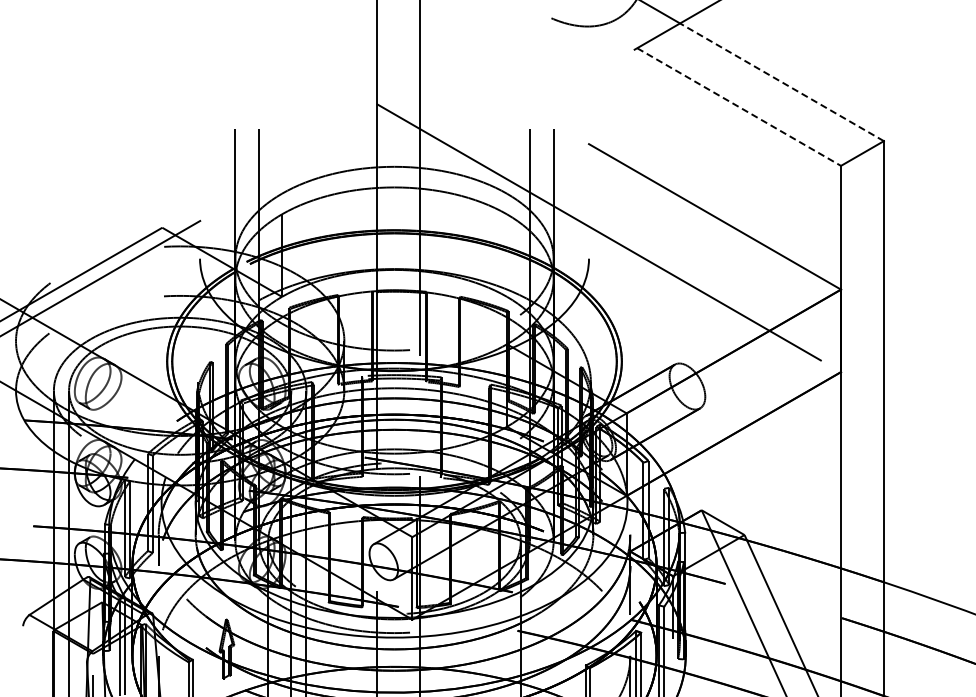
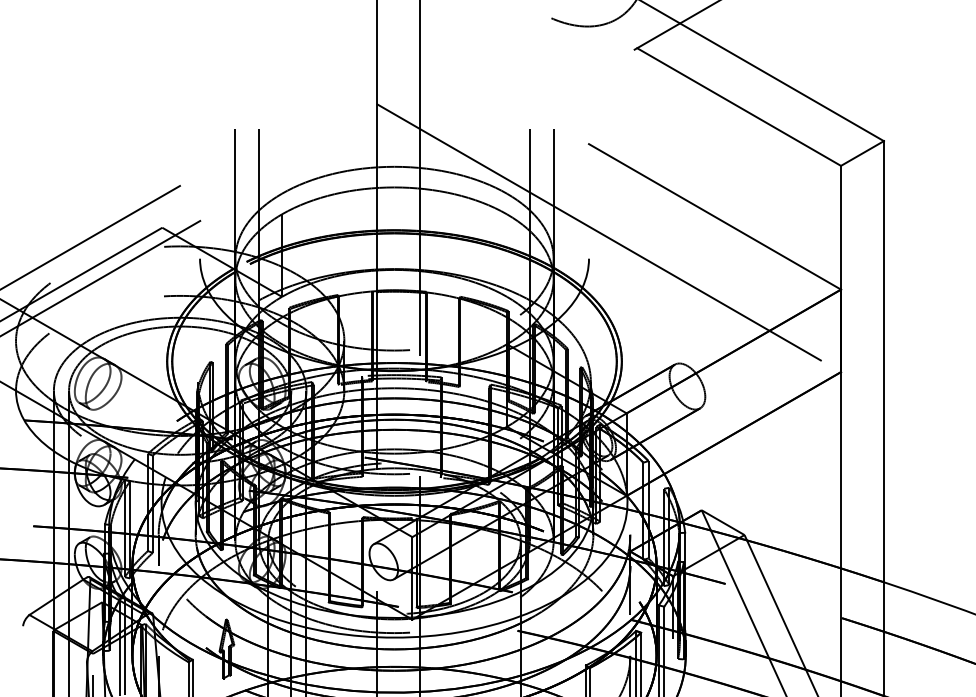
line: dashed -> solid (782, 82)
line: dashed -> solid (739, 107)
line: none -> present (91, 236)
